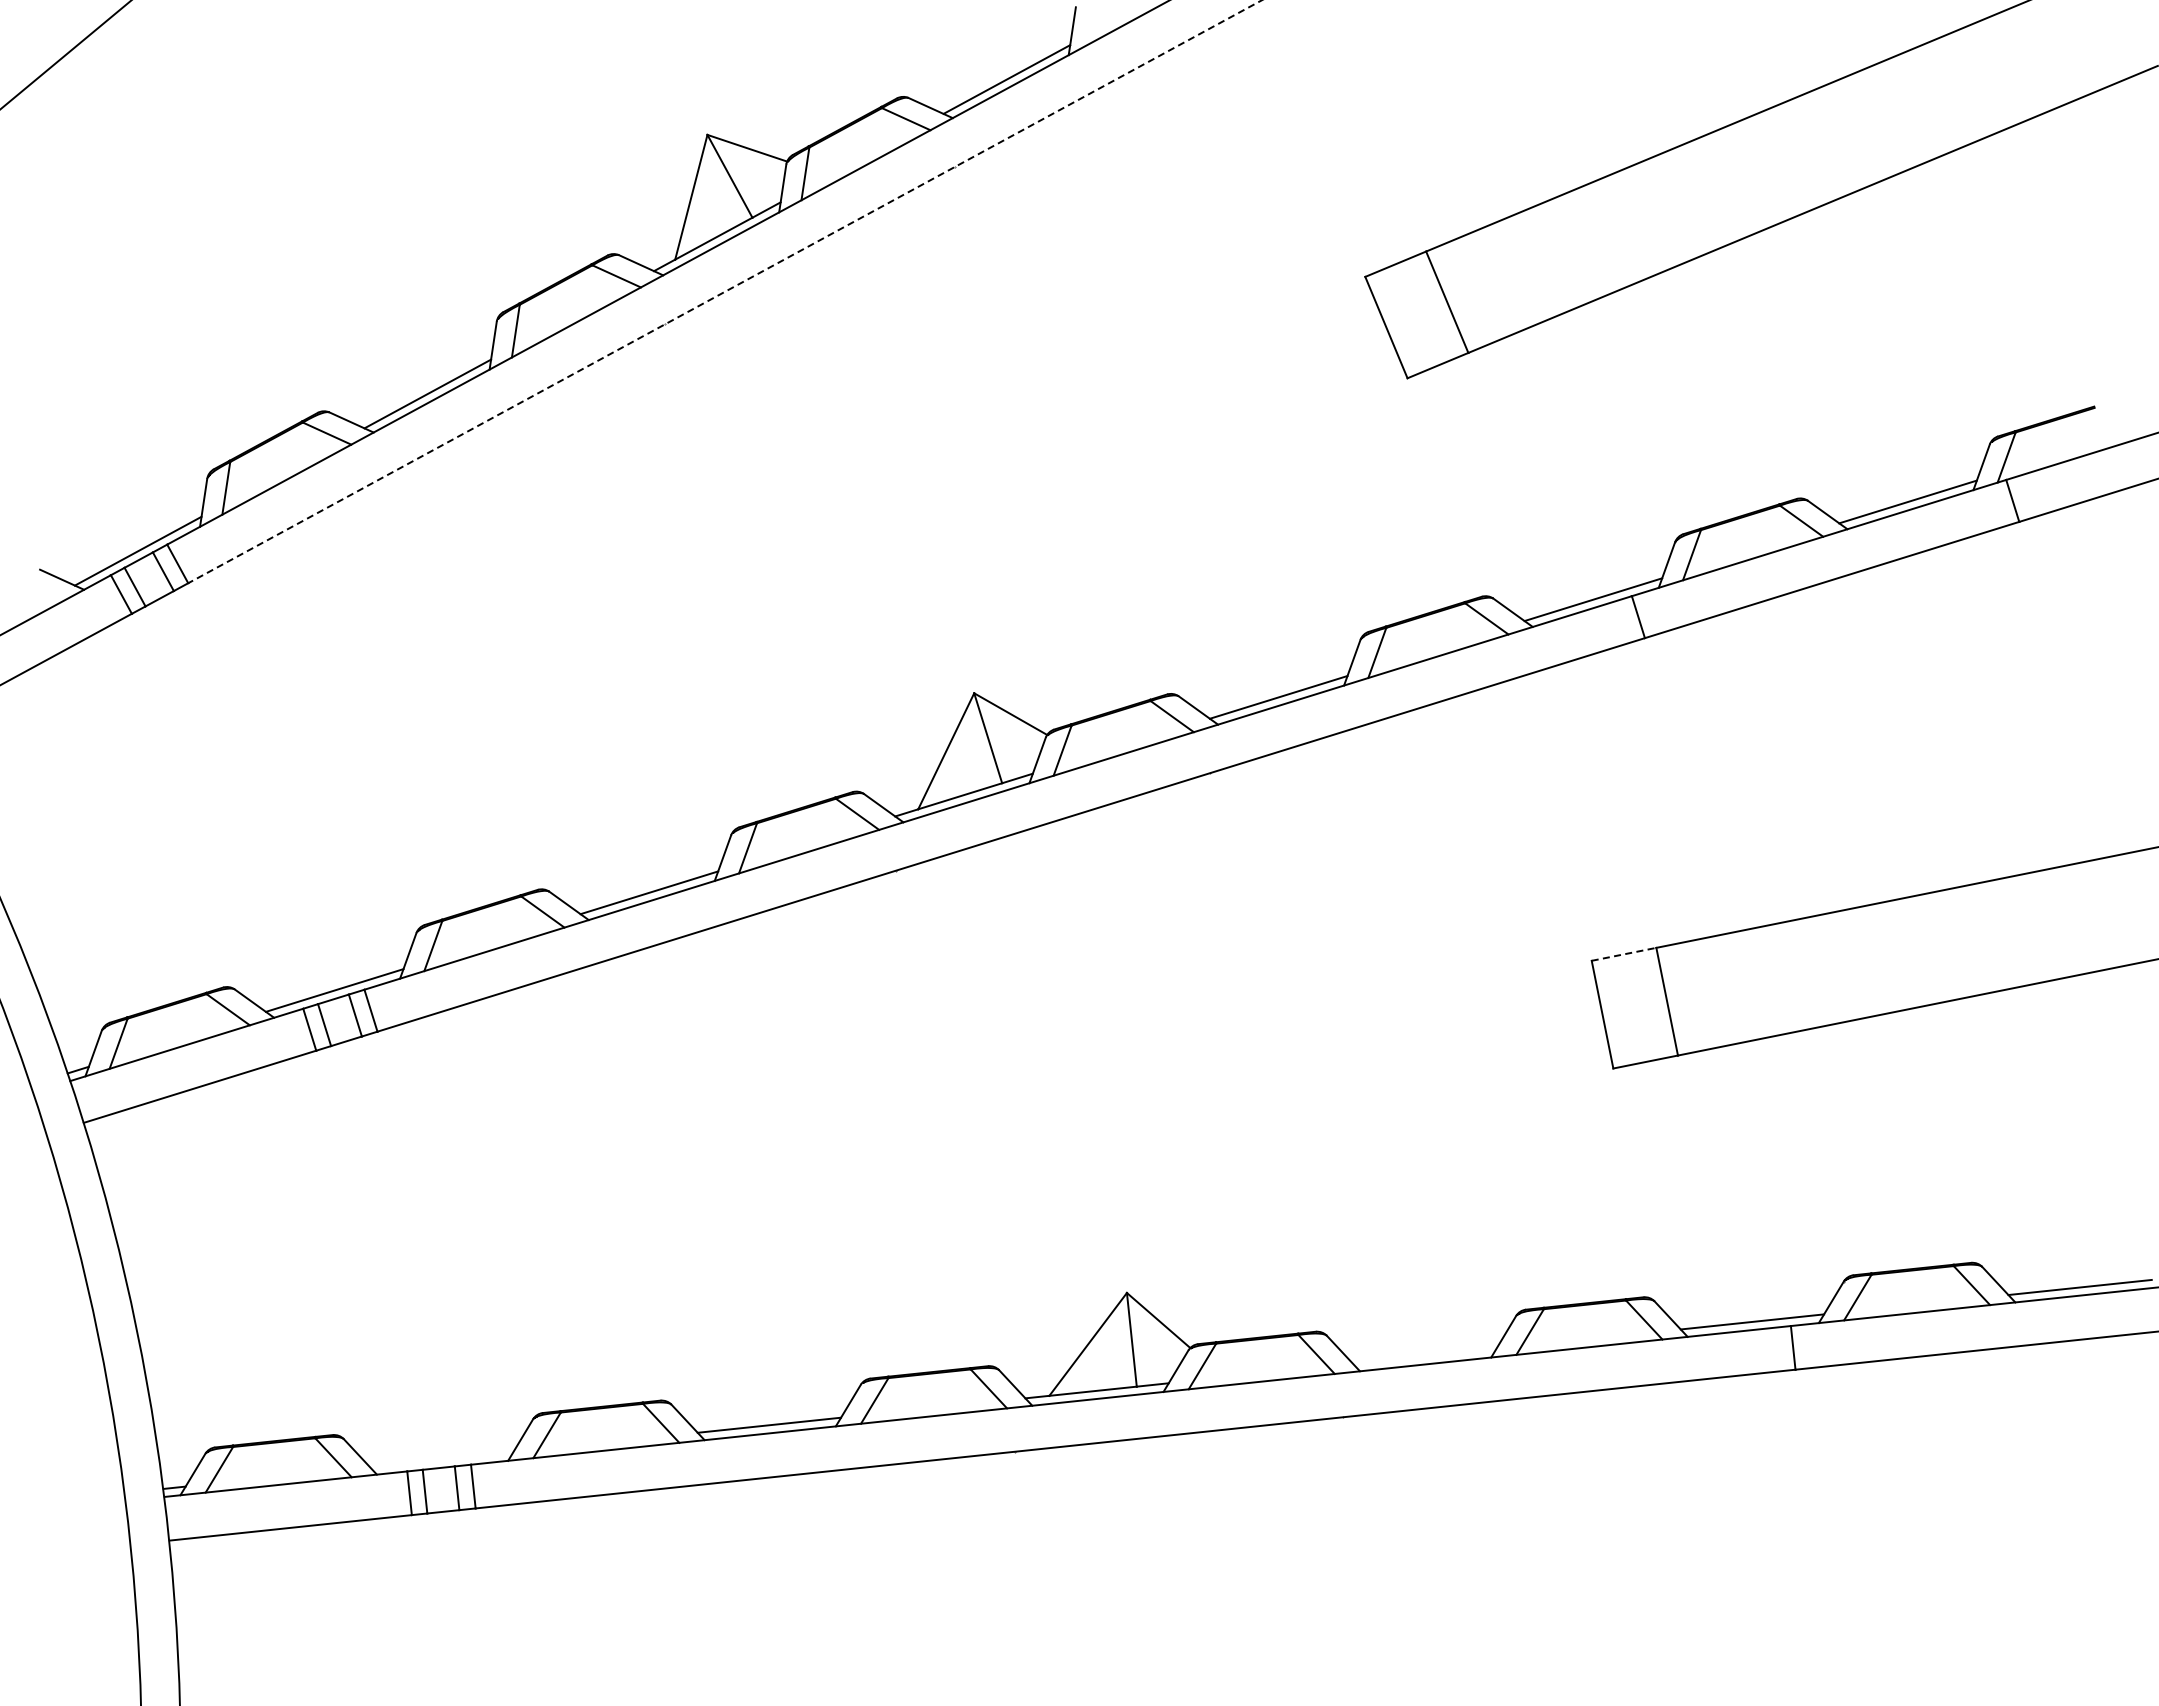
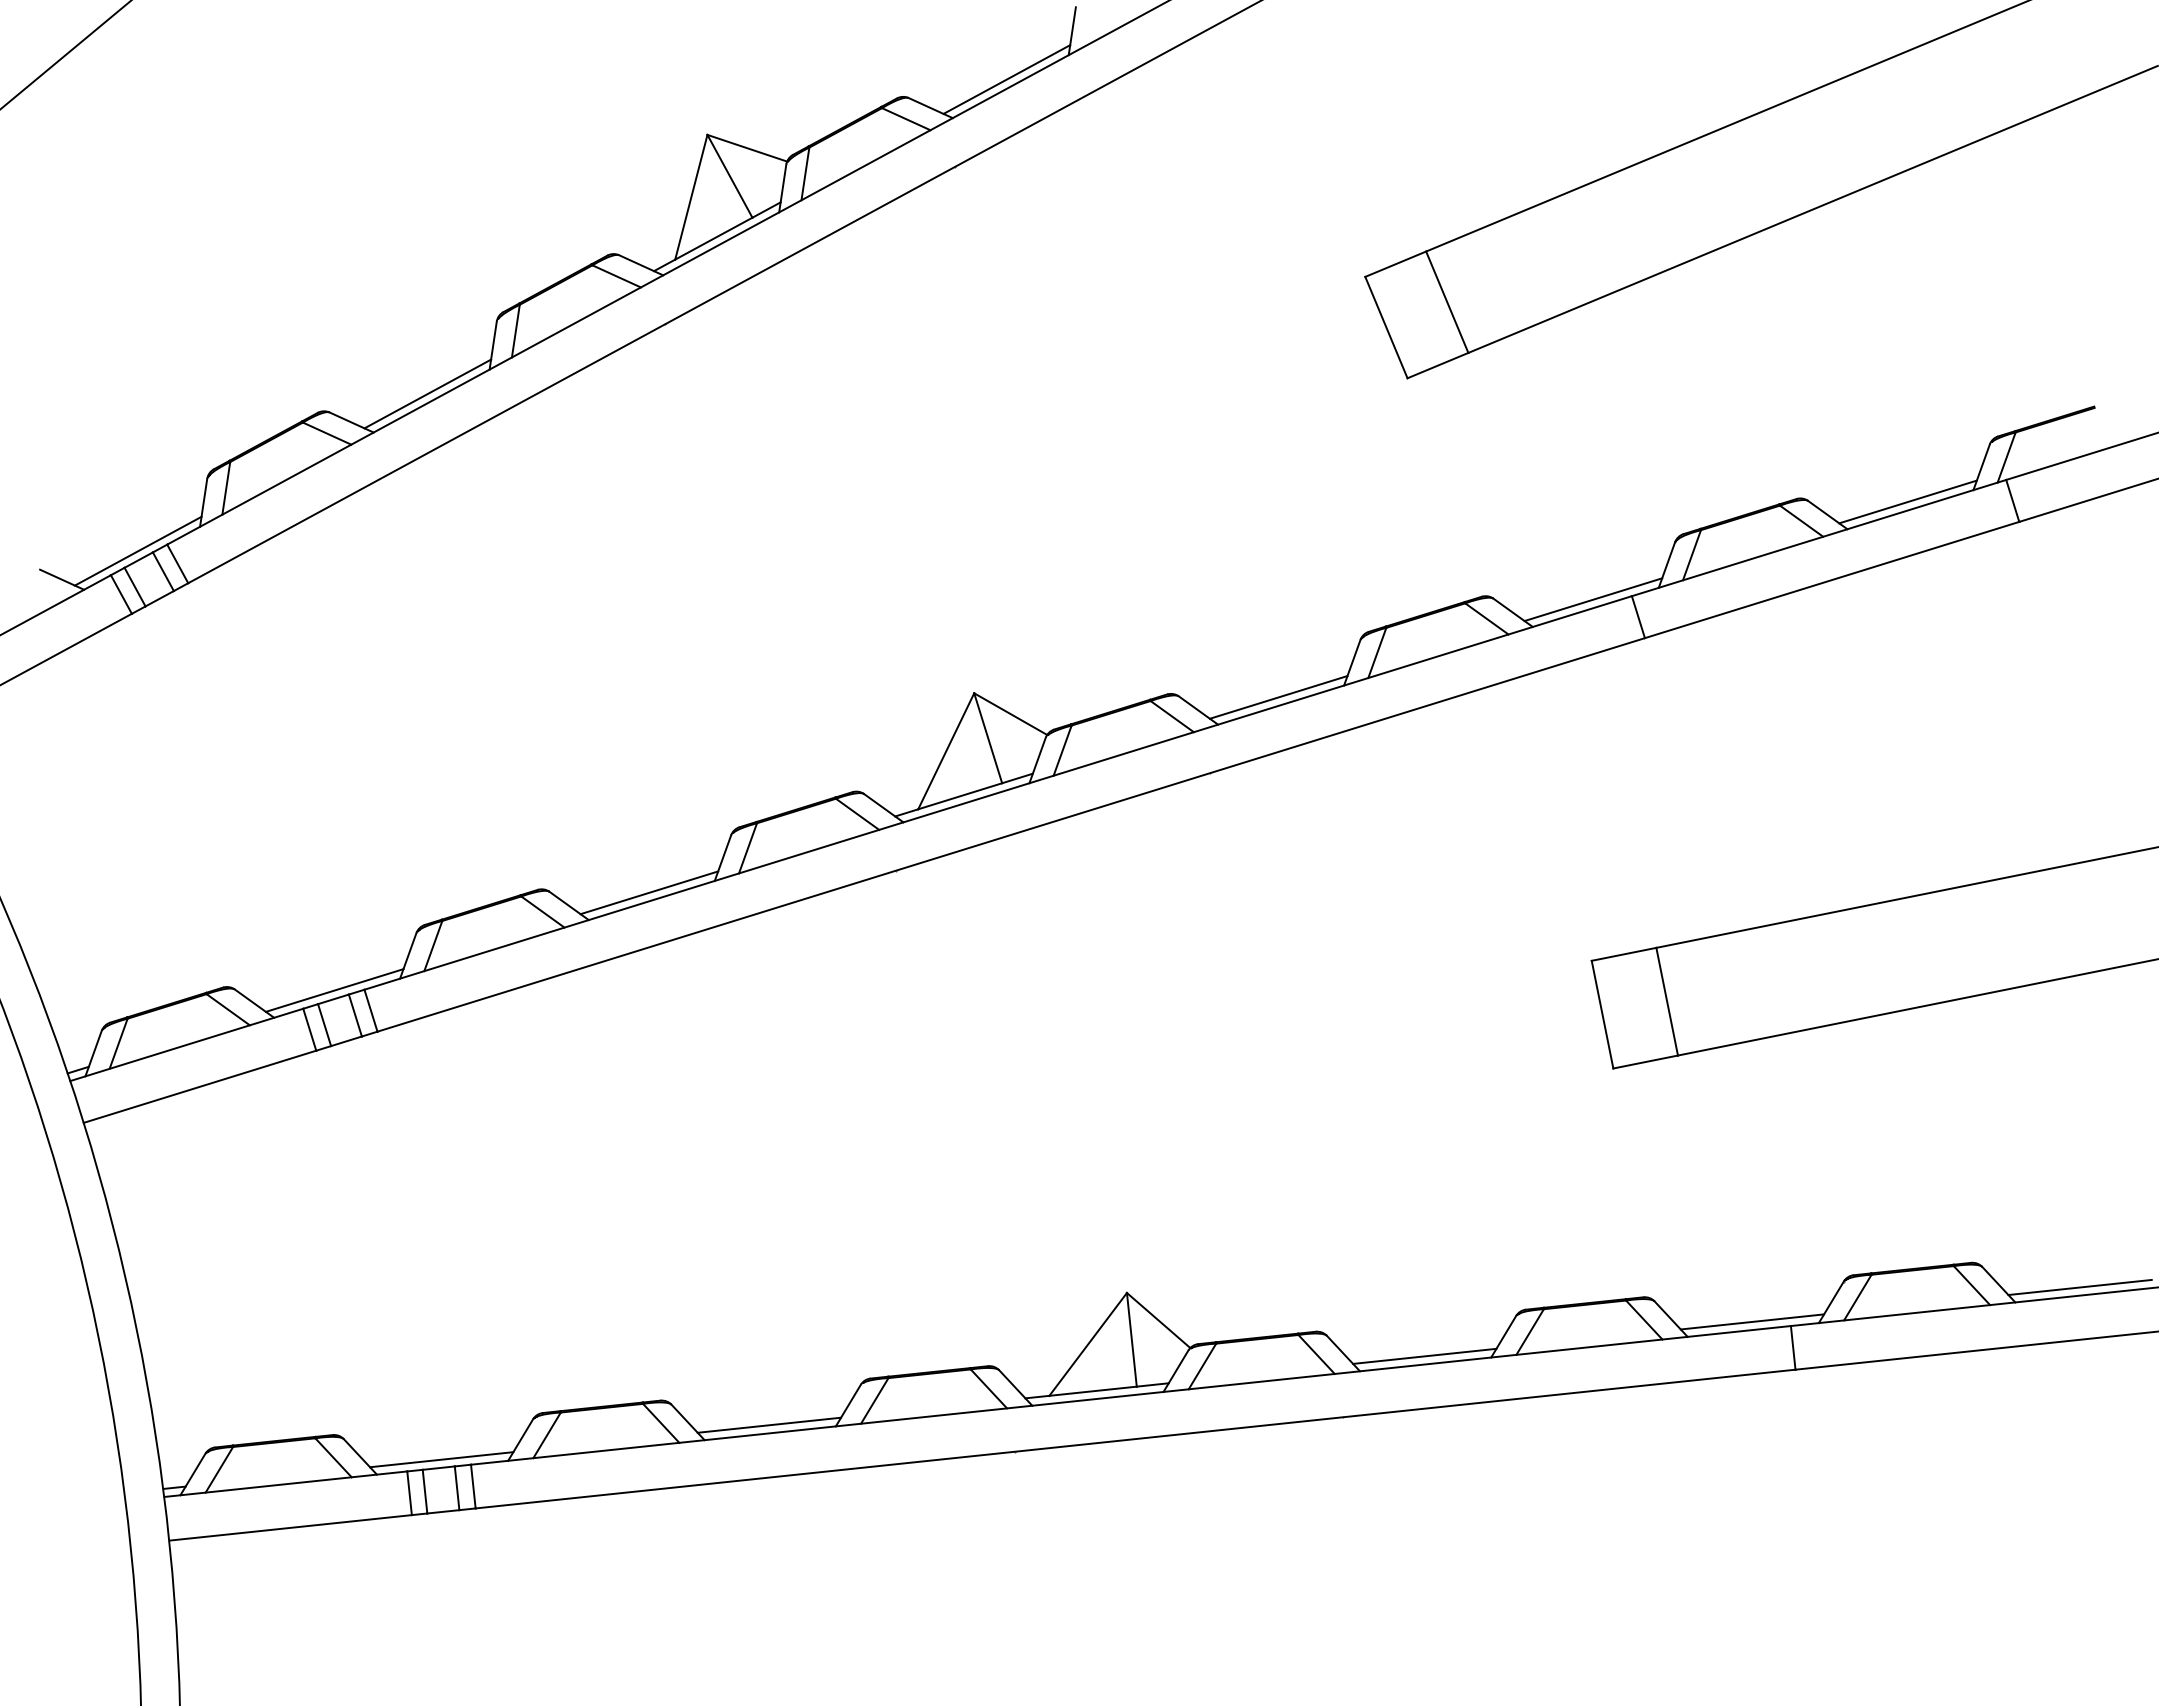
line: dashed -> solid (724, 291)
line: dashed -> solid (1624, 954)
line: none -> present (1424, 1355)
line: none -> present (441, 1459)
